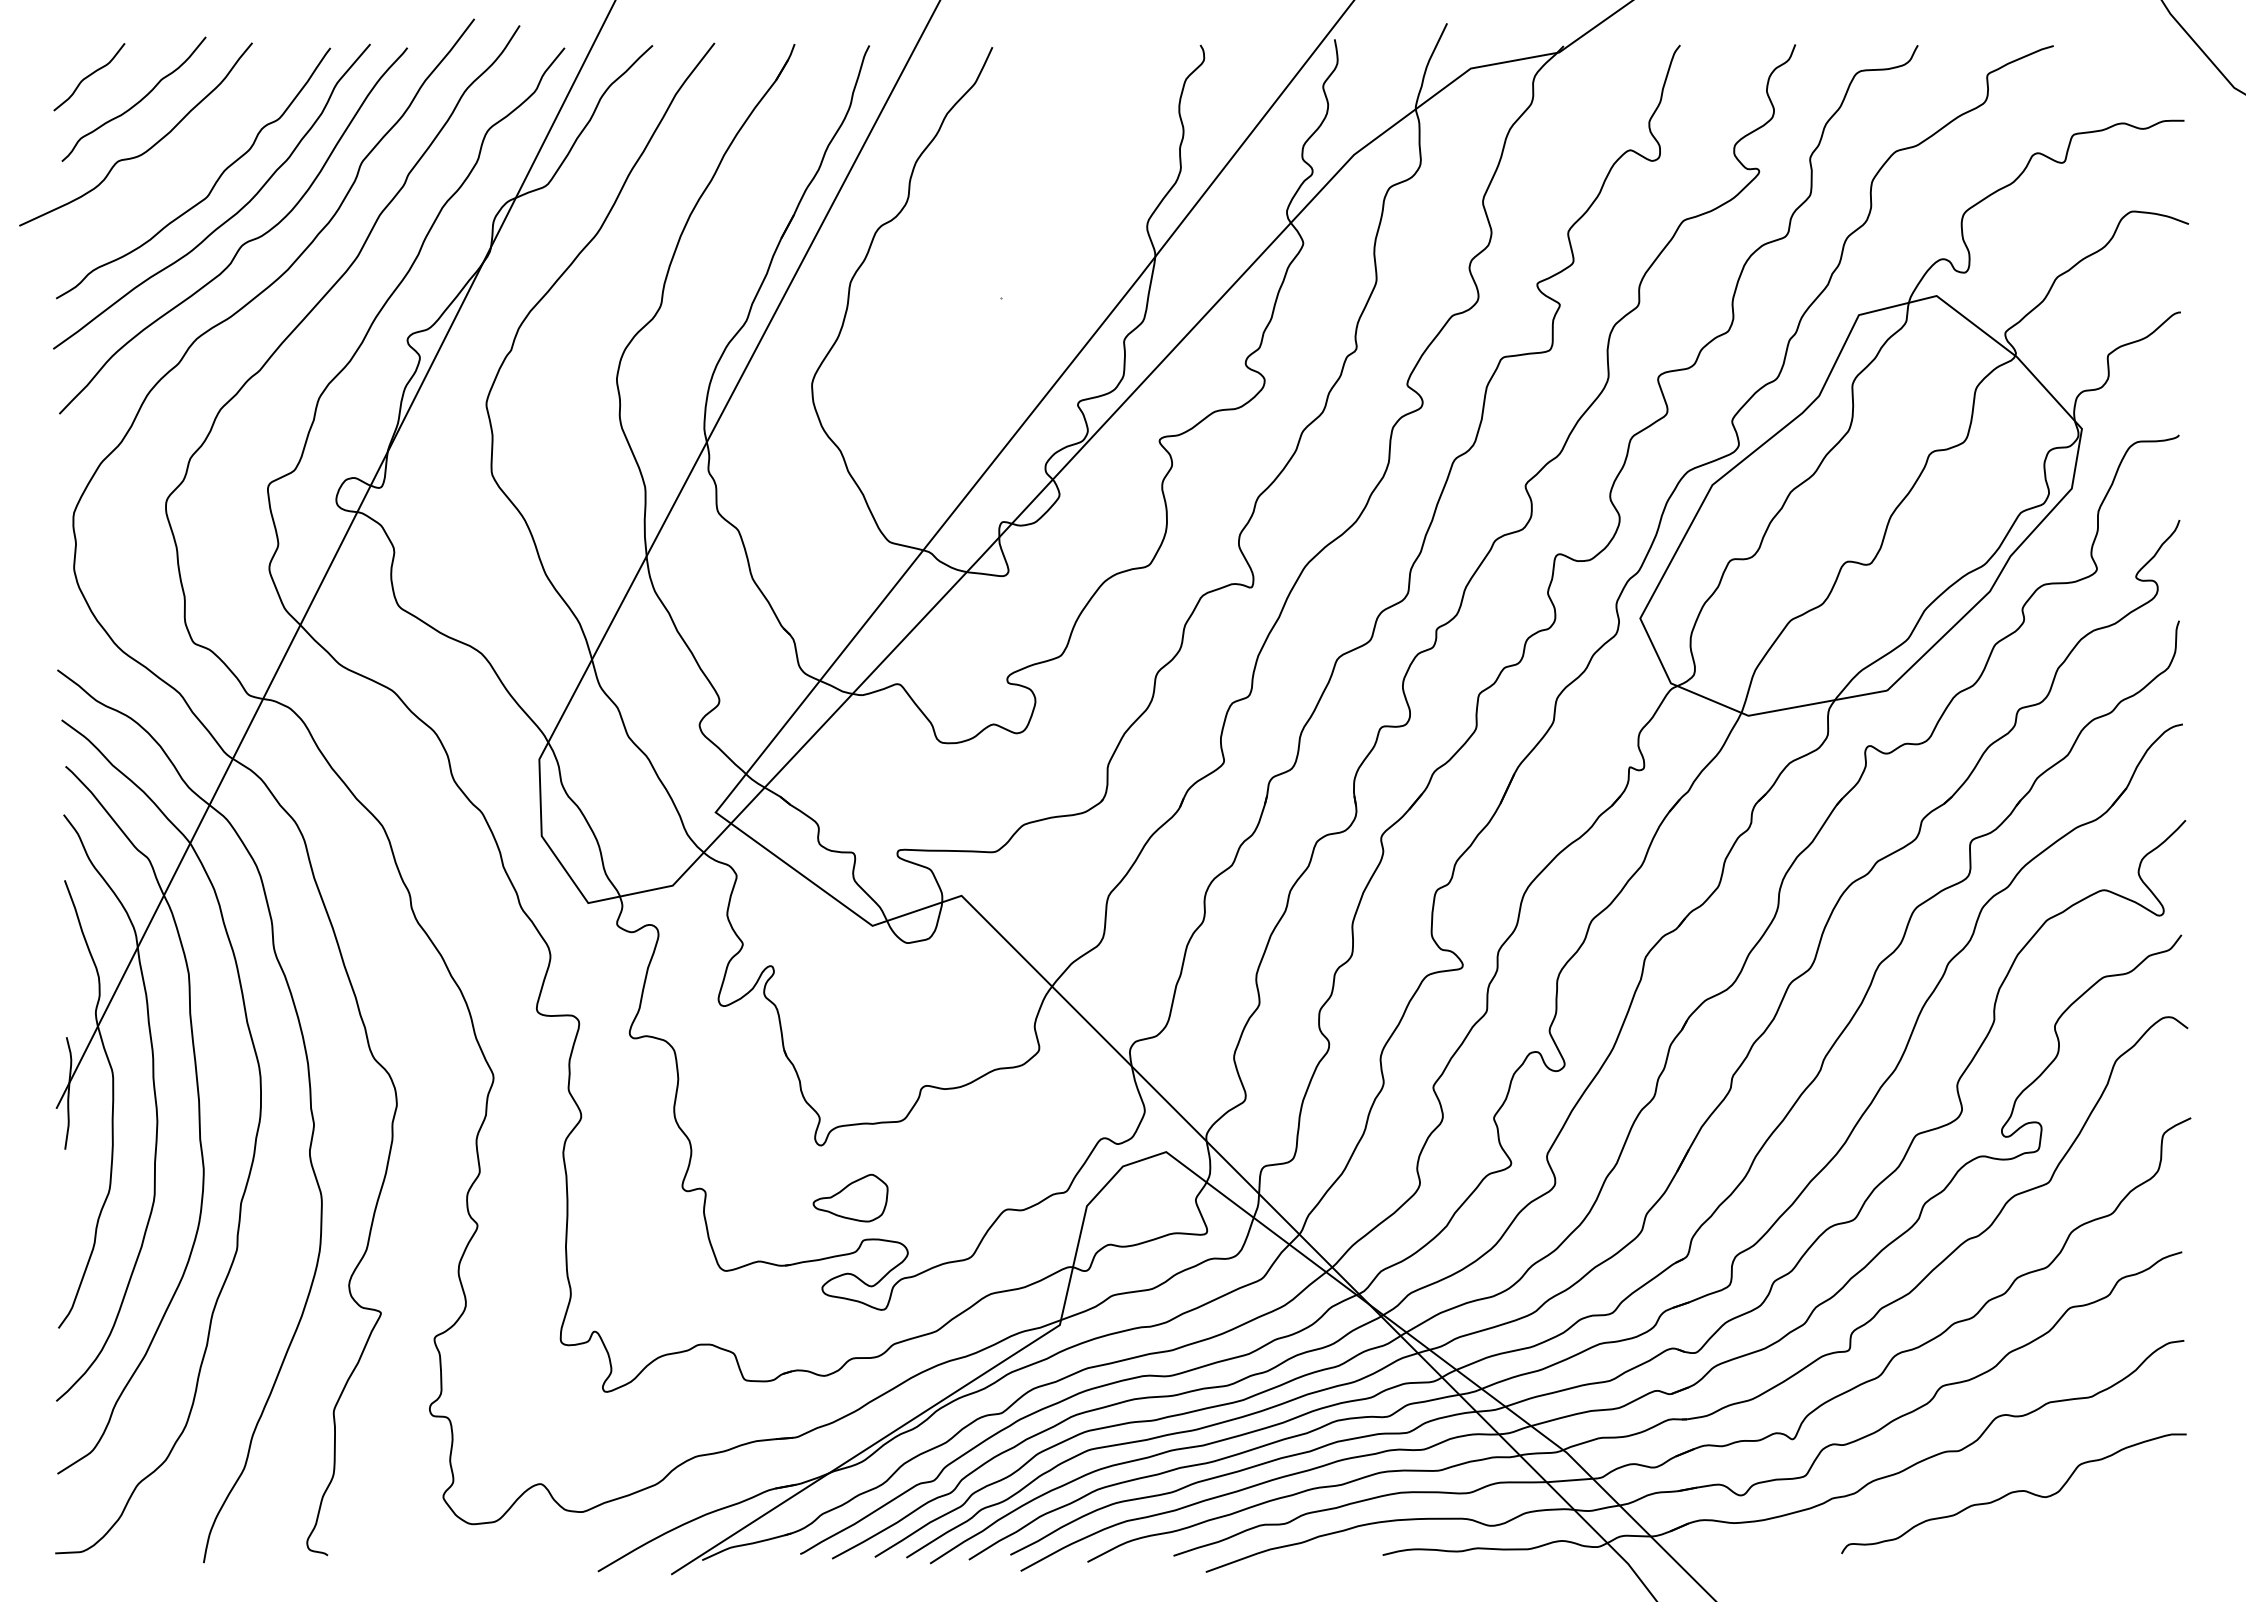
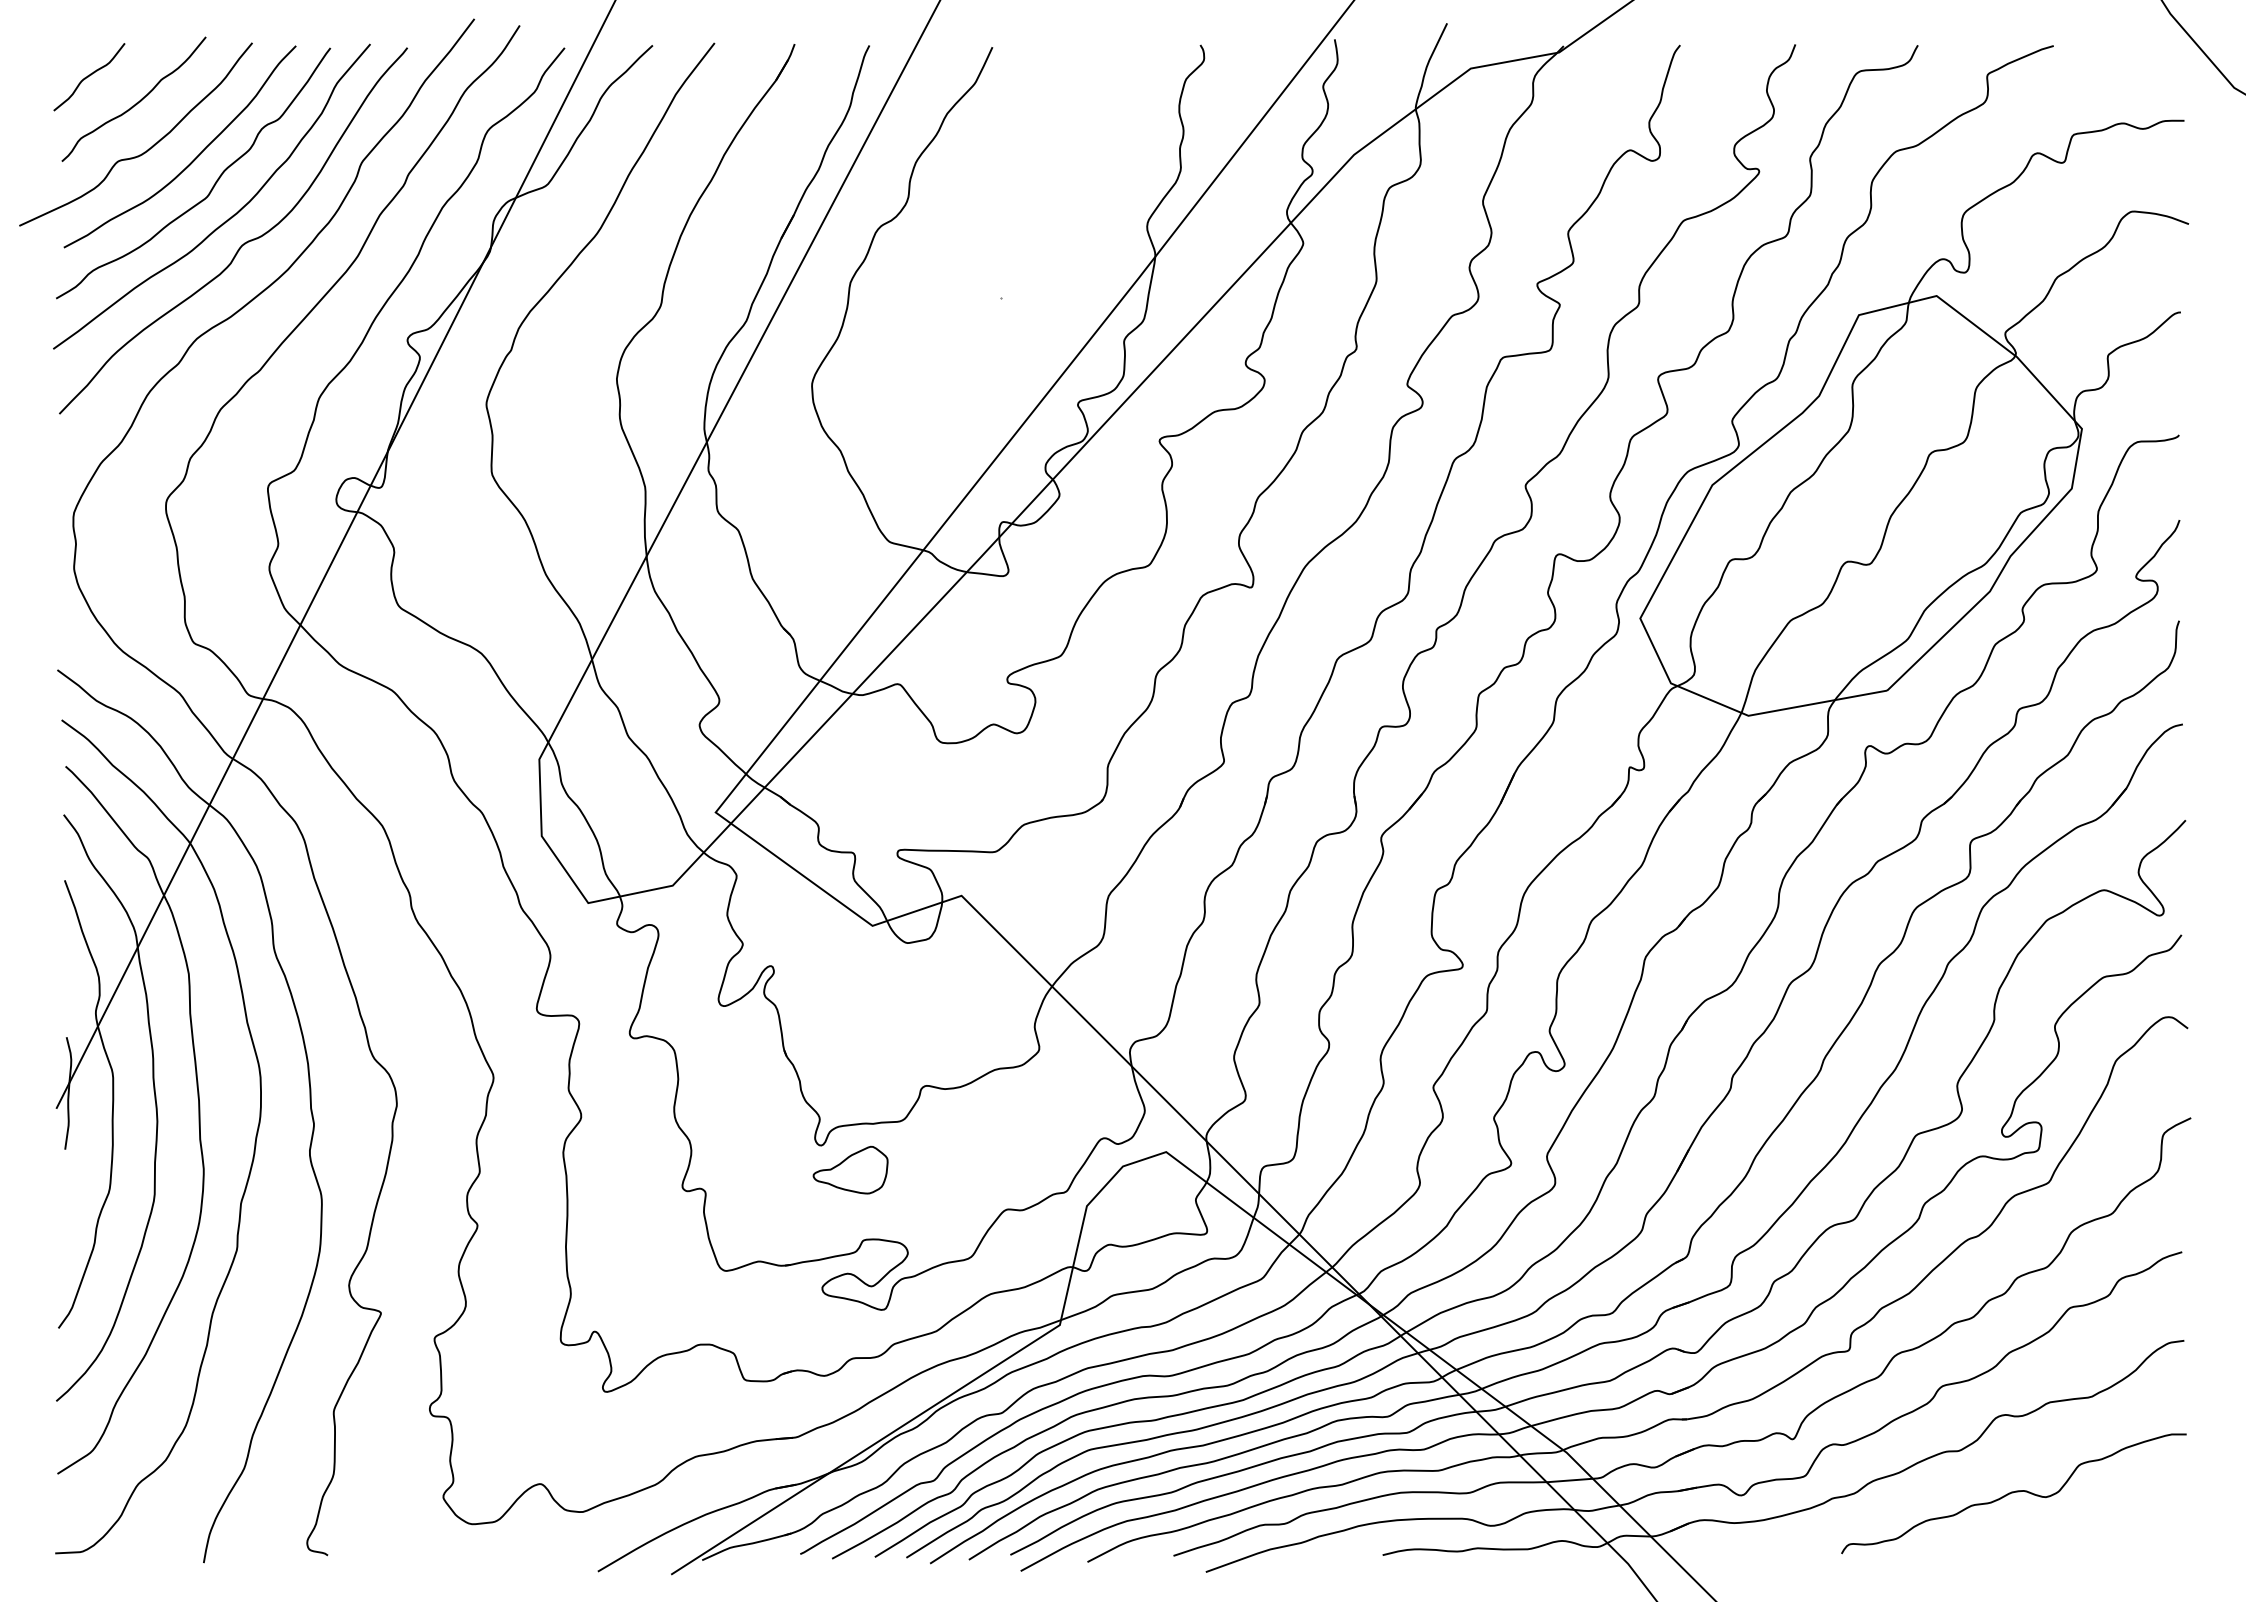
curve: none -> present (193, 159)
part position: (850, 1197) -> (850, 1169) (850, 1169)
